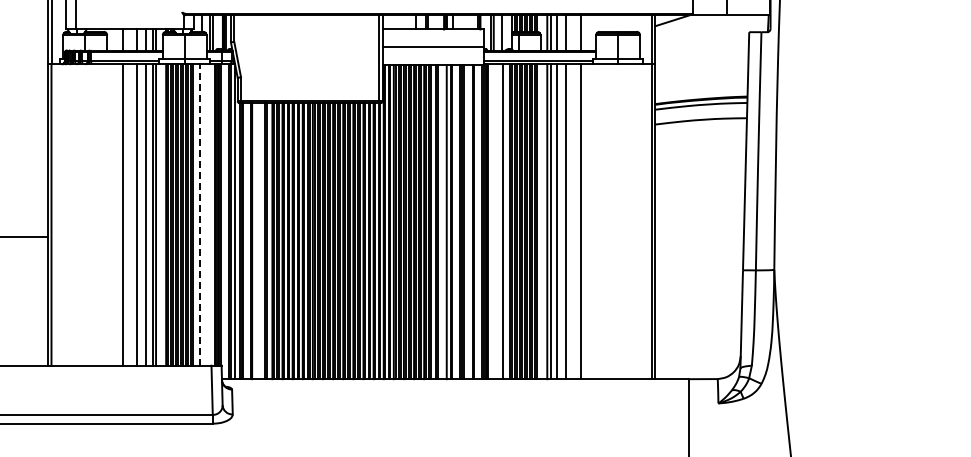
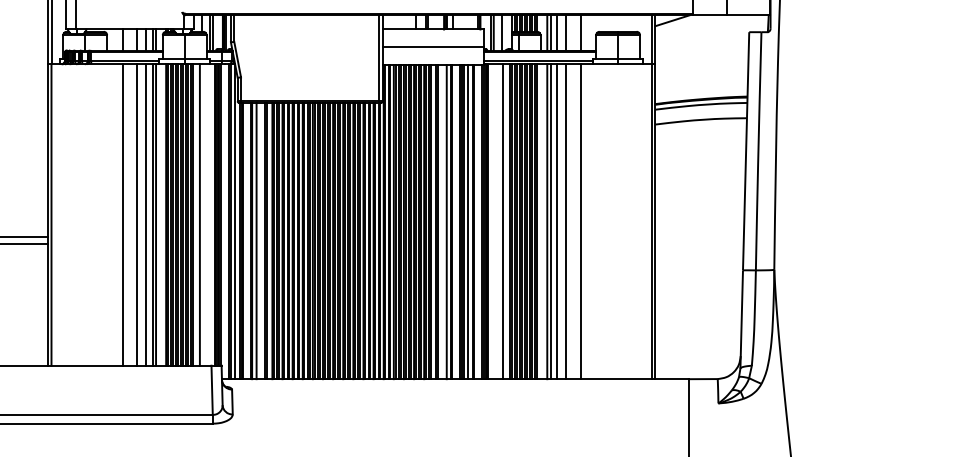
line: dashed -> solid (199, 214)
line: none -> present (467, 222)
line: none -> present (256, 241)
line: none -> present (25, 243)
